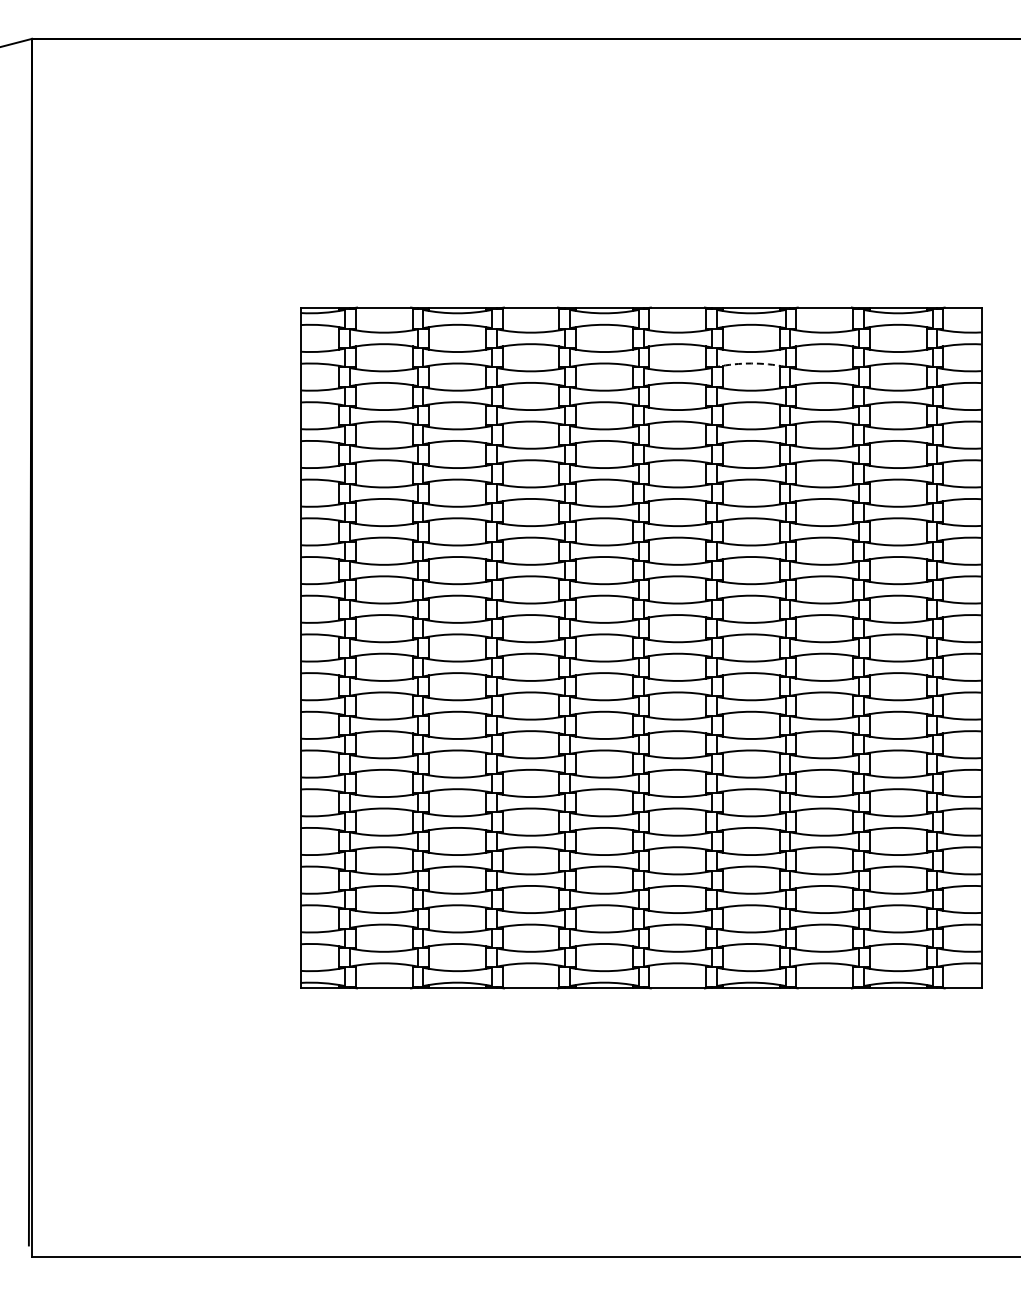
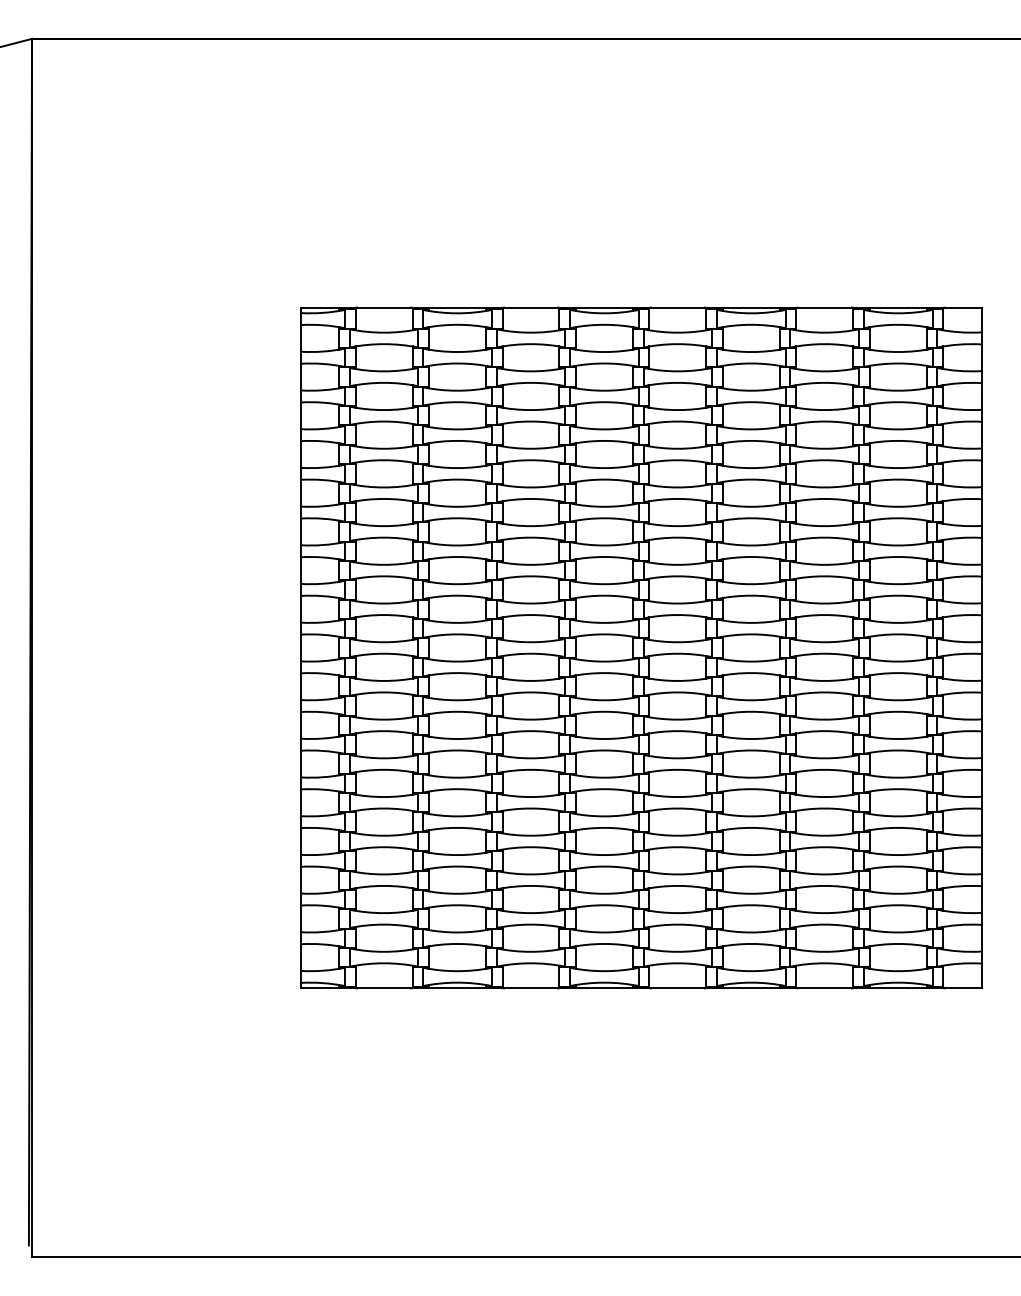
arc: dashed -> solid (751, 363)
